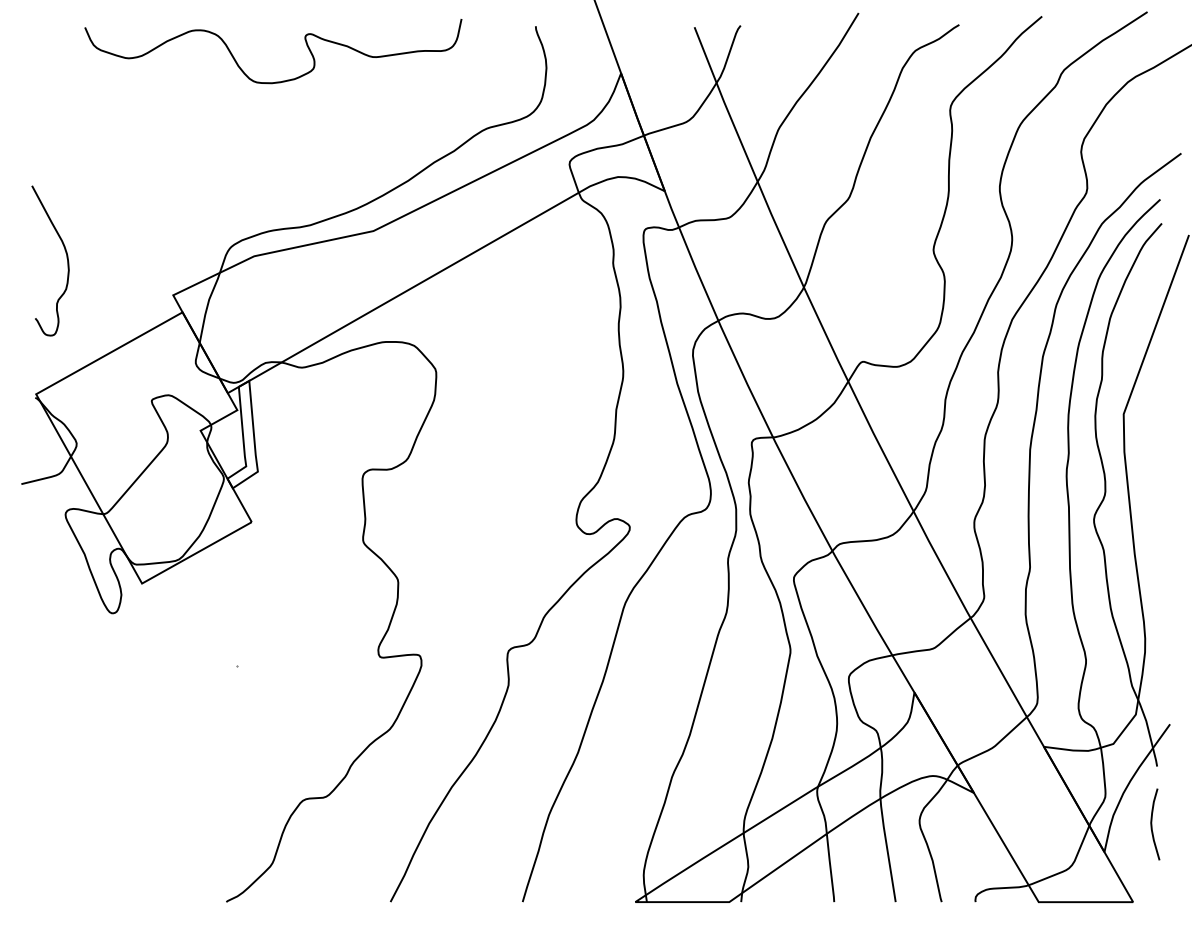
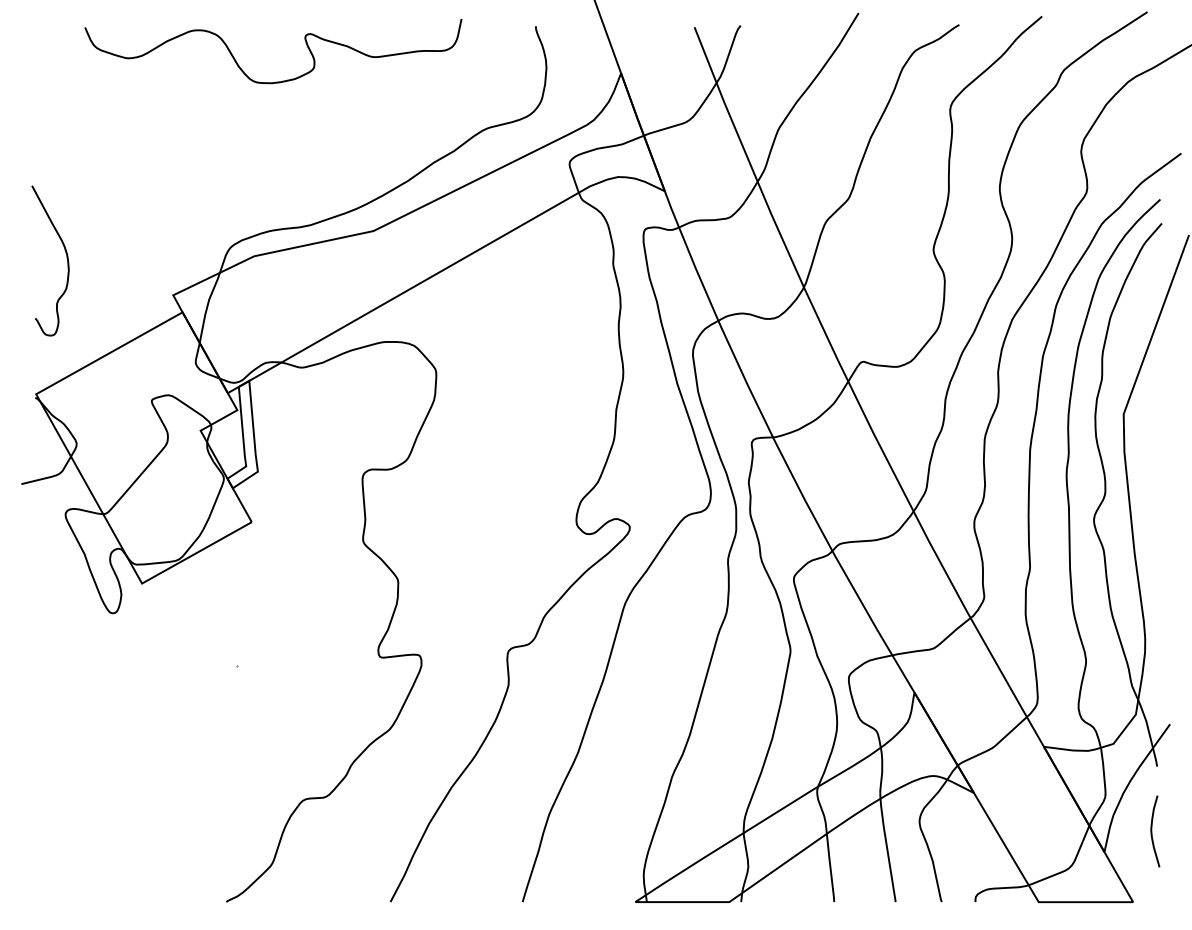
curve position: (1152, 824) -> (1152, 831) (1152, 831)
